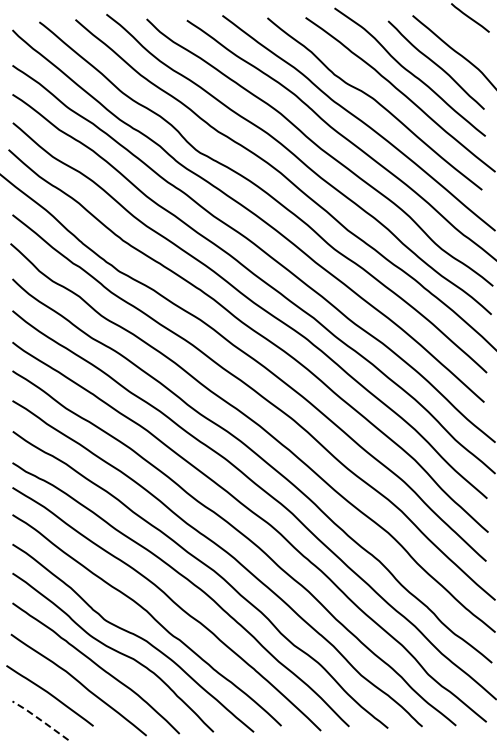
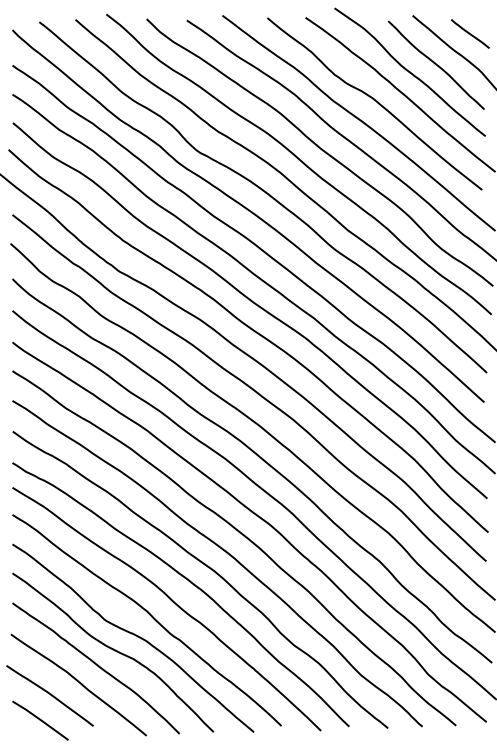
line position: (470, 17) -> (470, 33) (470, 33)
line: dashed -> solid (40, 719)
